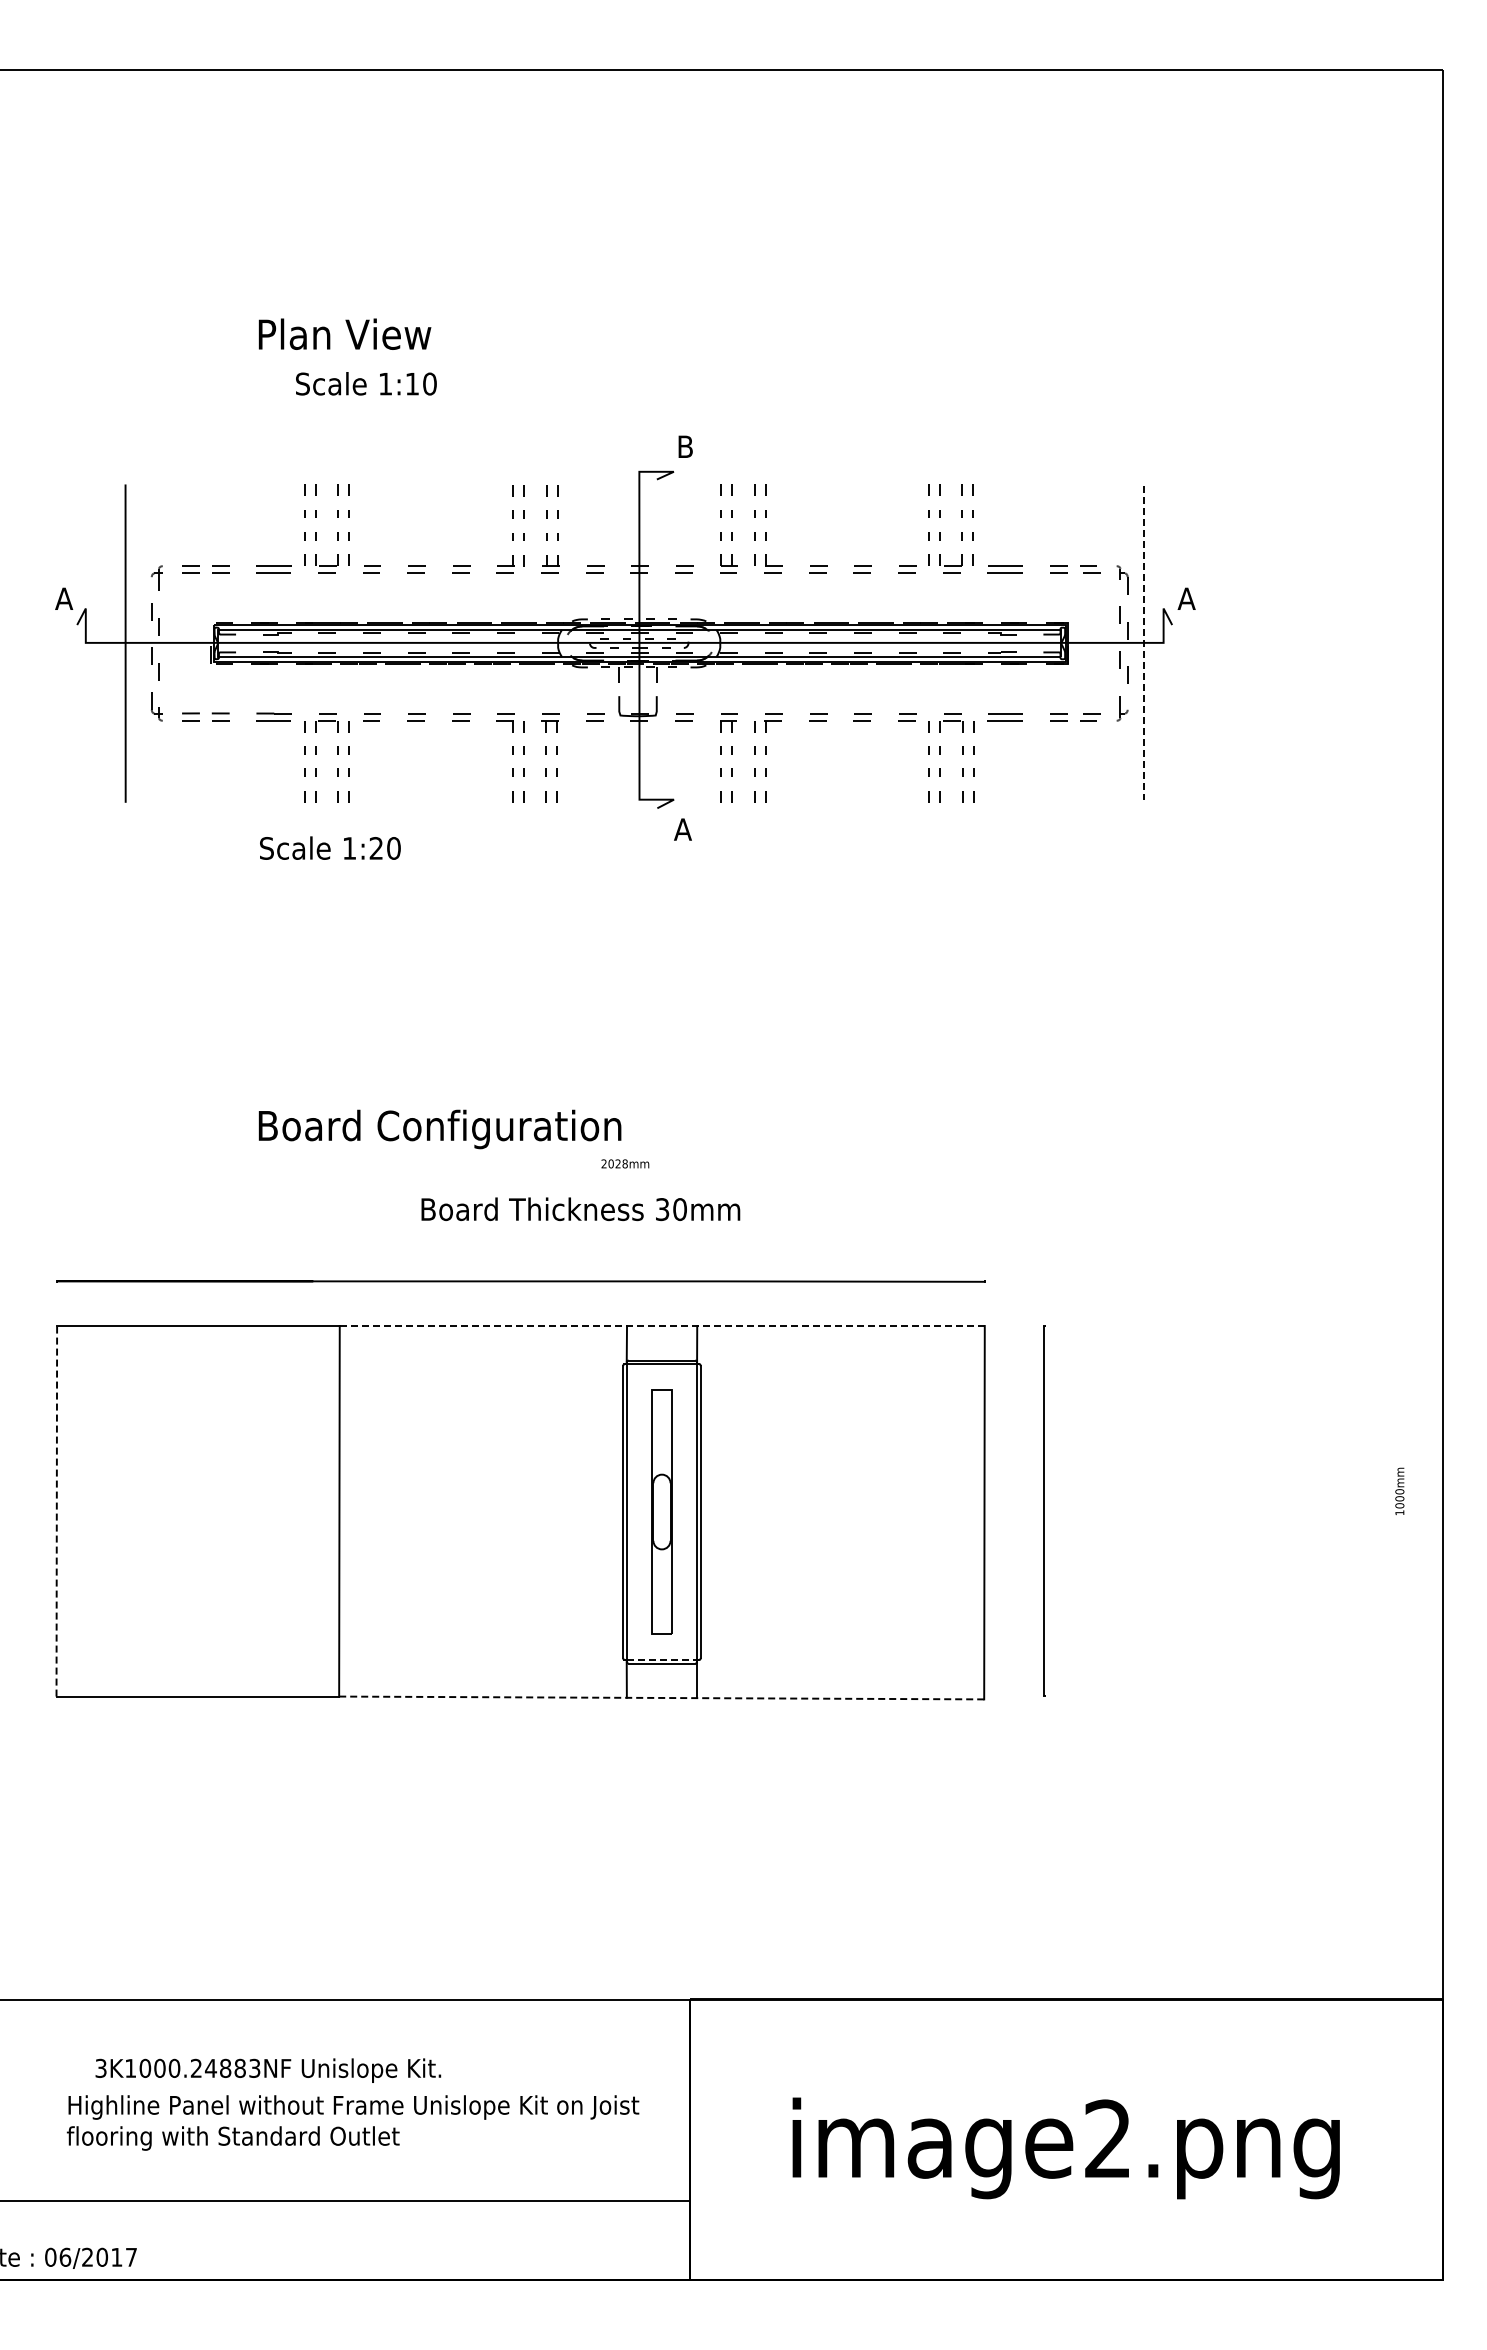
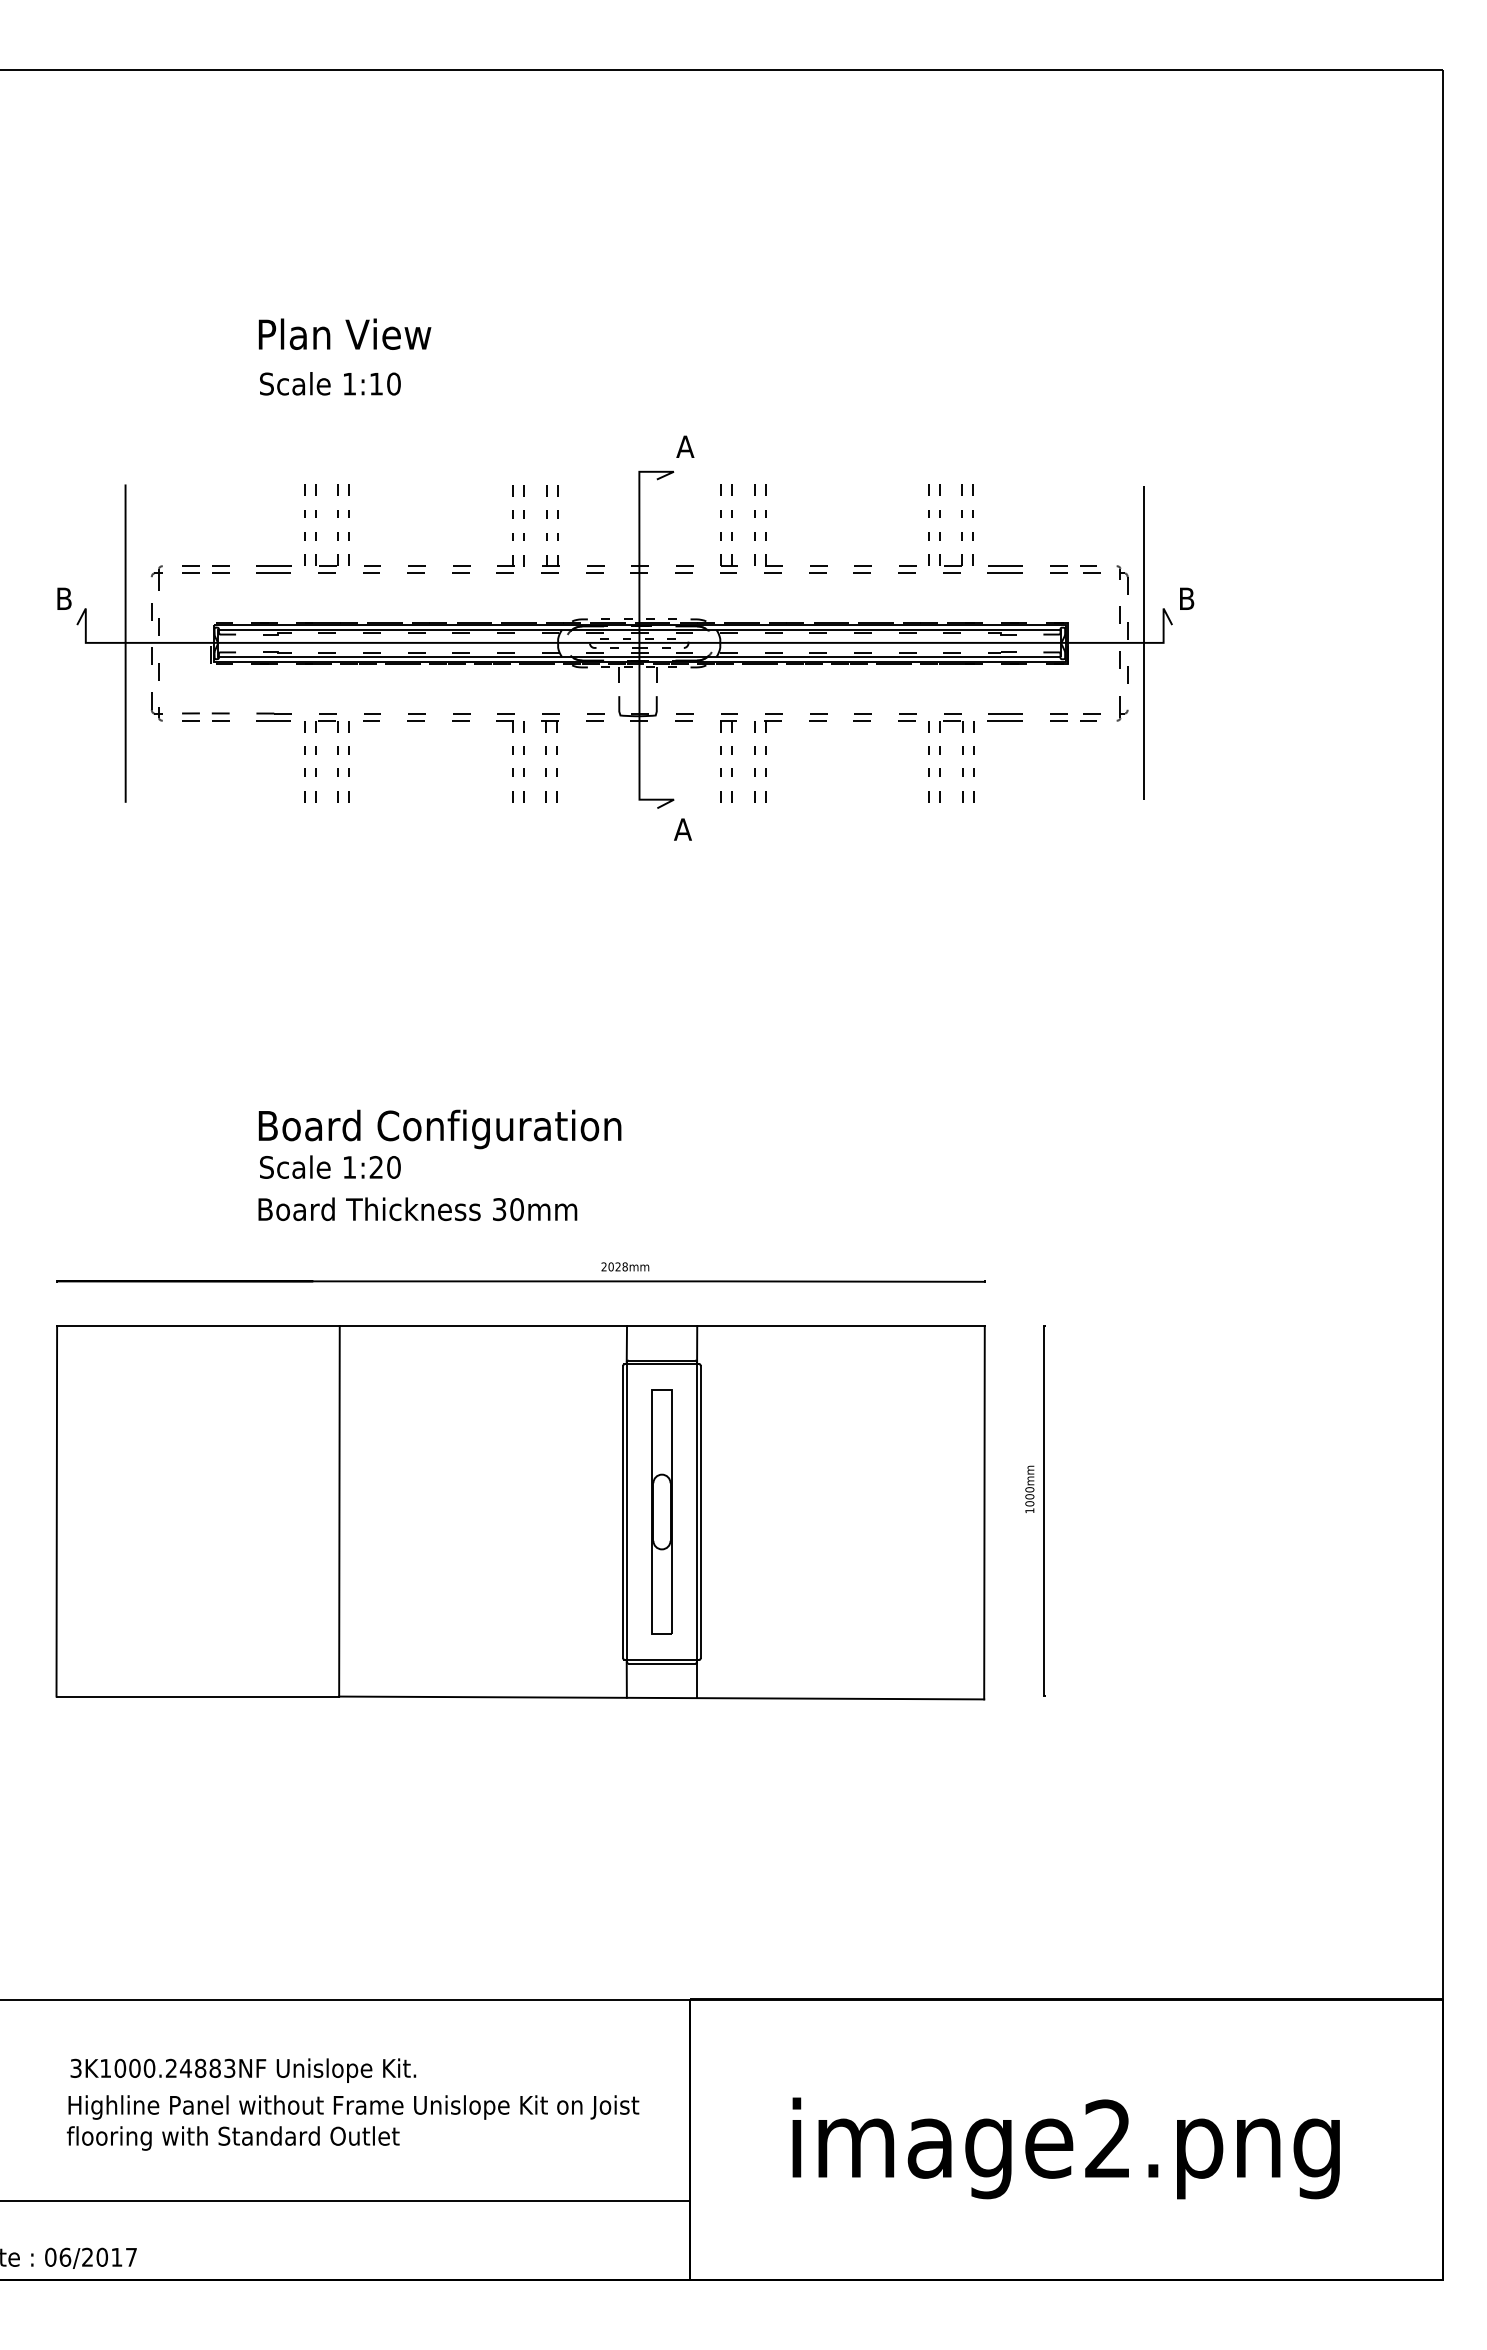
text position: (366, 383) -> (330, 383) (330, 383)
text: B -> A (685, 446)
text: A -> B (64, 598)
text: A -> B (1186, 598)
line: dashed -> solid (1143, 643)
text position: (330, 847) -> (330, 1166) (330, 1166)
text position: (625, 1163) -> (625, 1266) (625, 1266)
text position: (580, 1209) -> (417, 1209) (417, 1209)
line: dashed -> solid (662, 1326)
text position: (1399, 1490) -> (1029, 1488) (1029, 1488)
line: dashed -> solid (56, 1510)
line: dashed -> solid (662, 1659)
line: dashed -> solid (661, 1697)
text position: (268, 2070) -> (243, 2070) (243, 2070)
